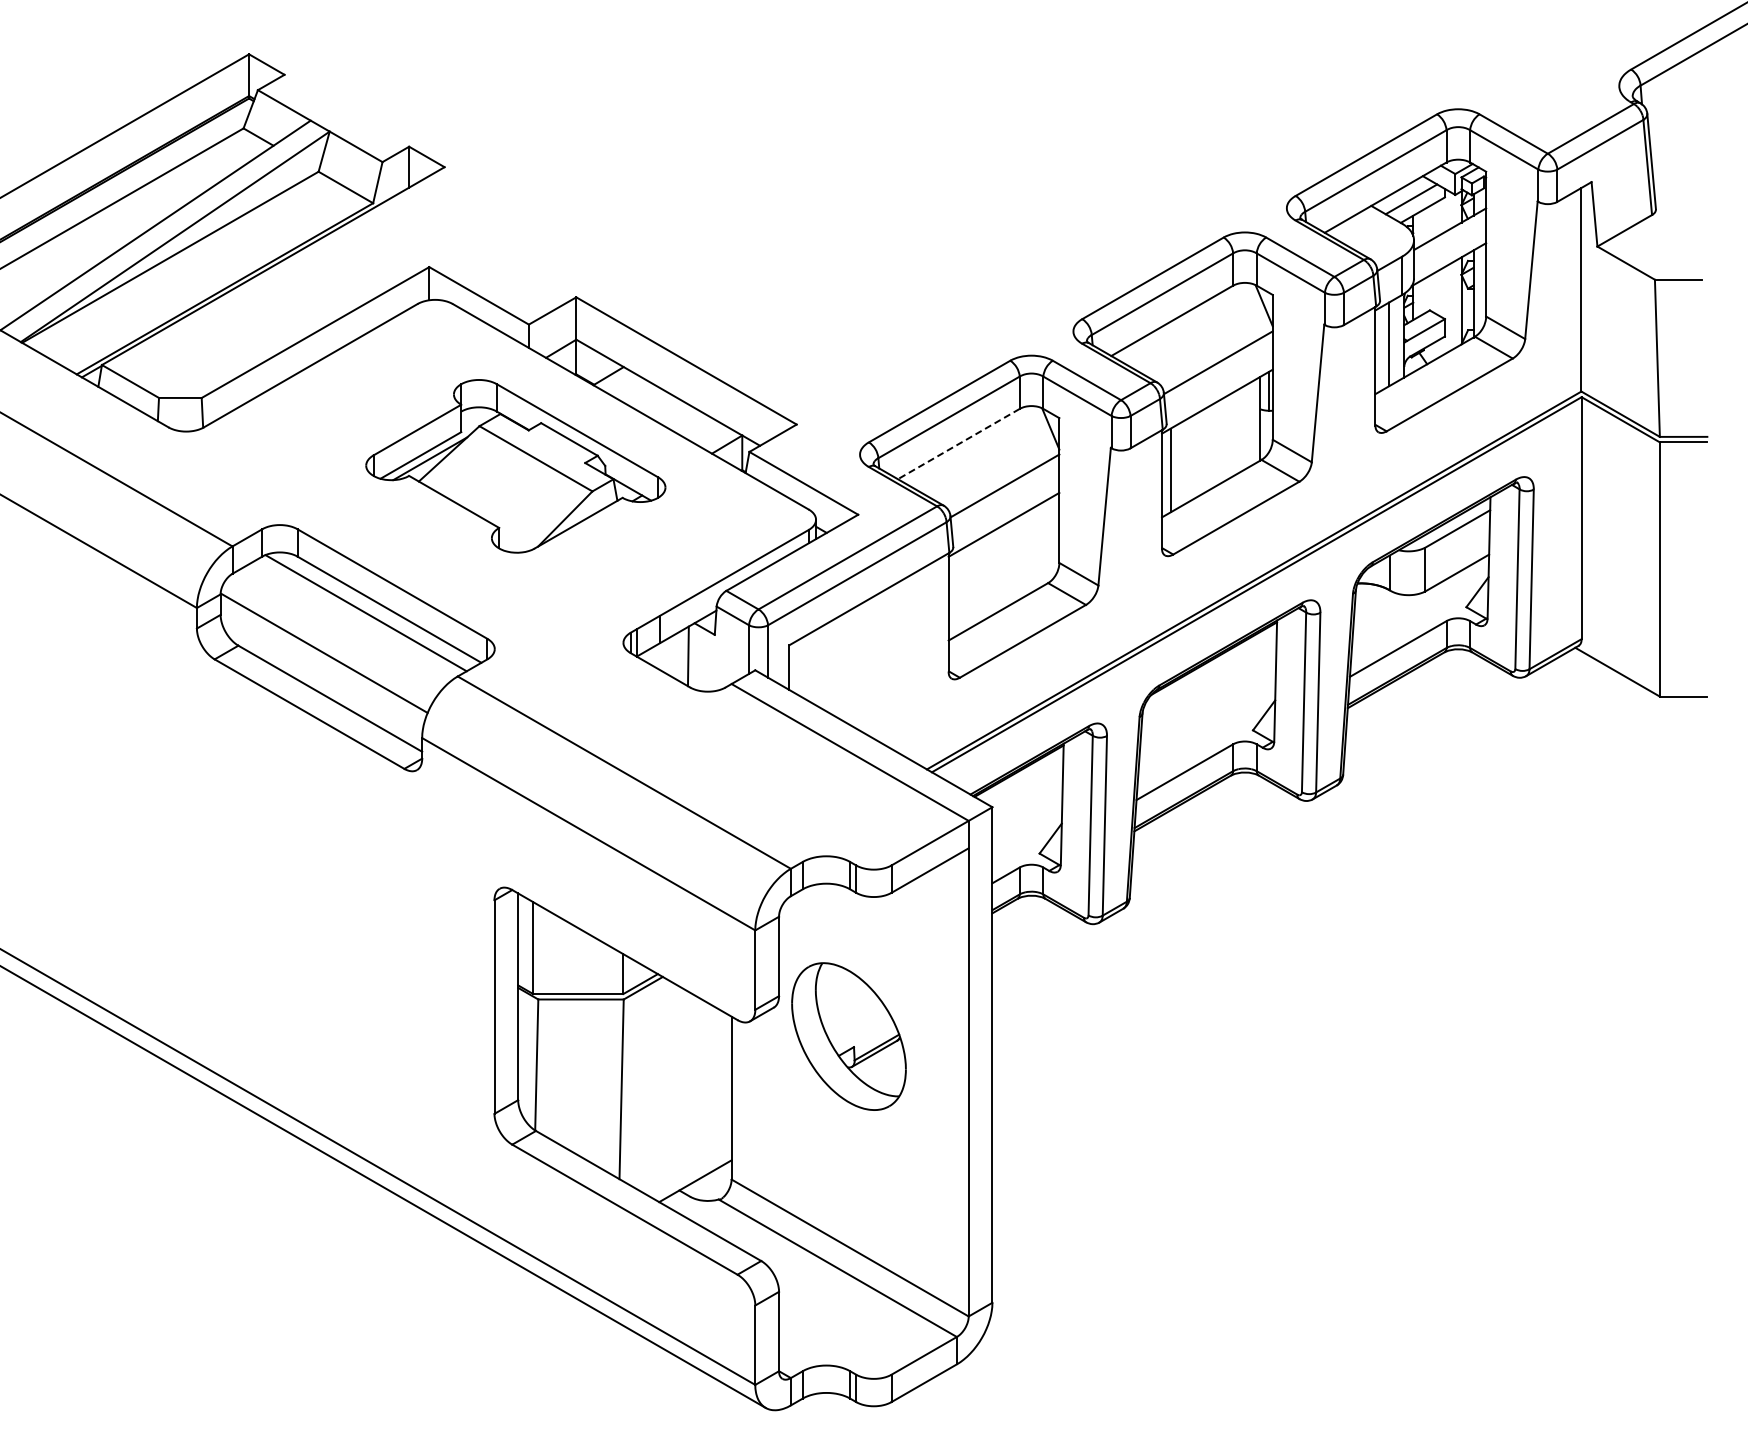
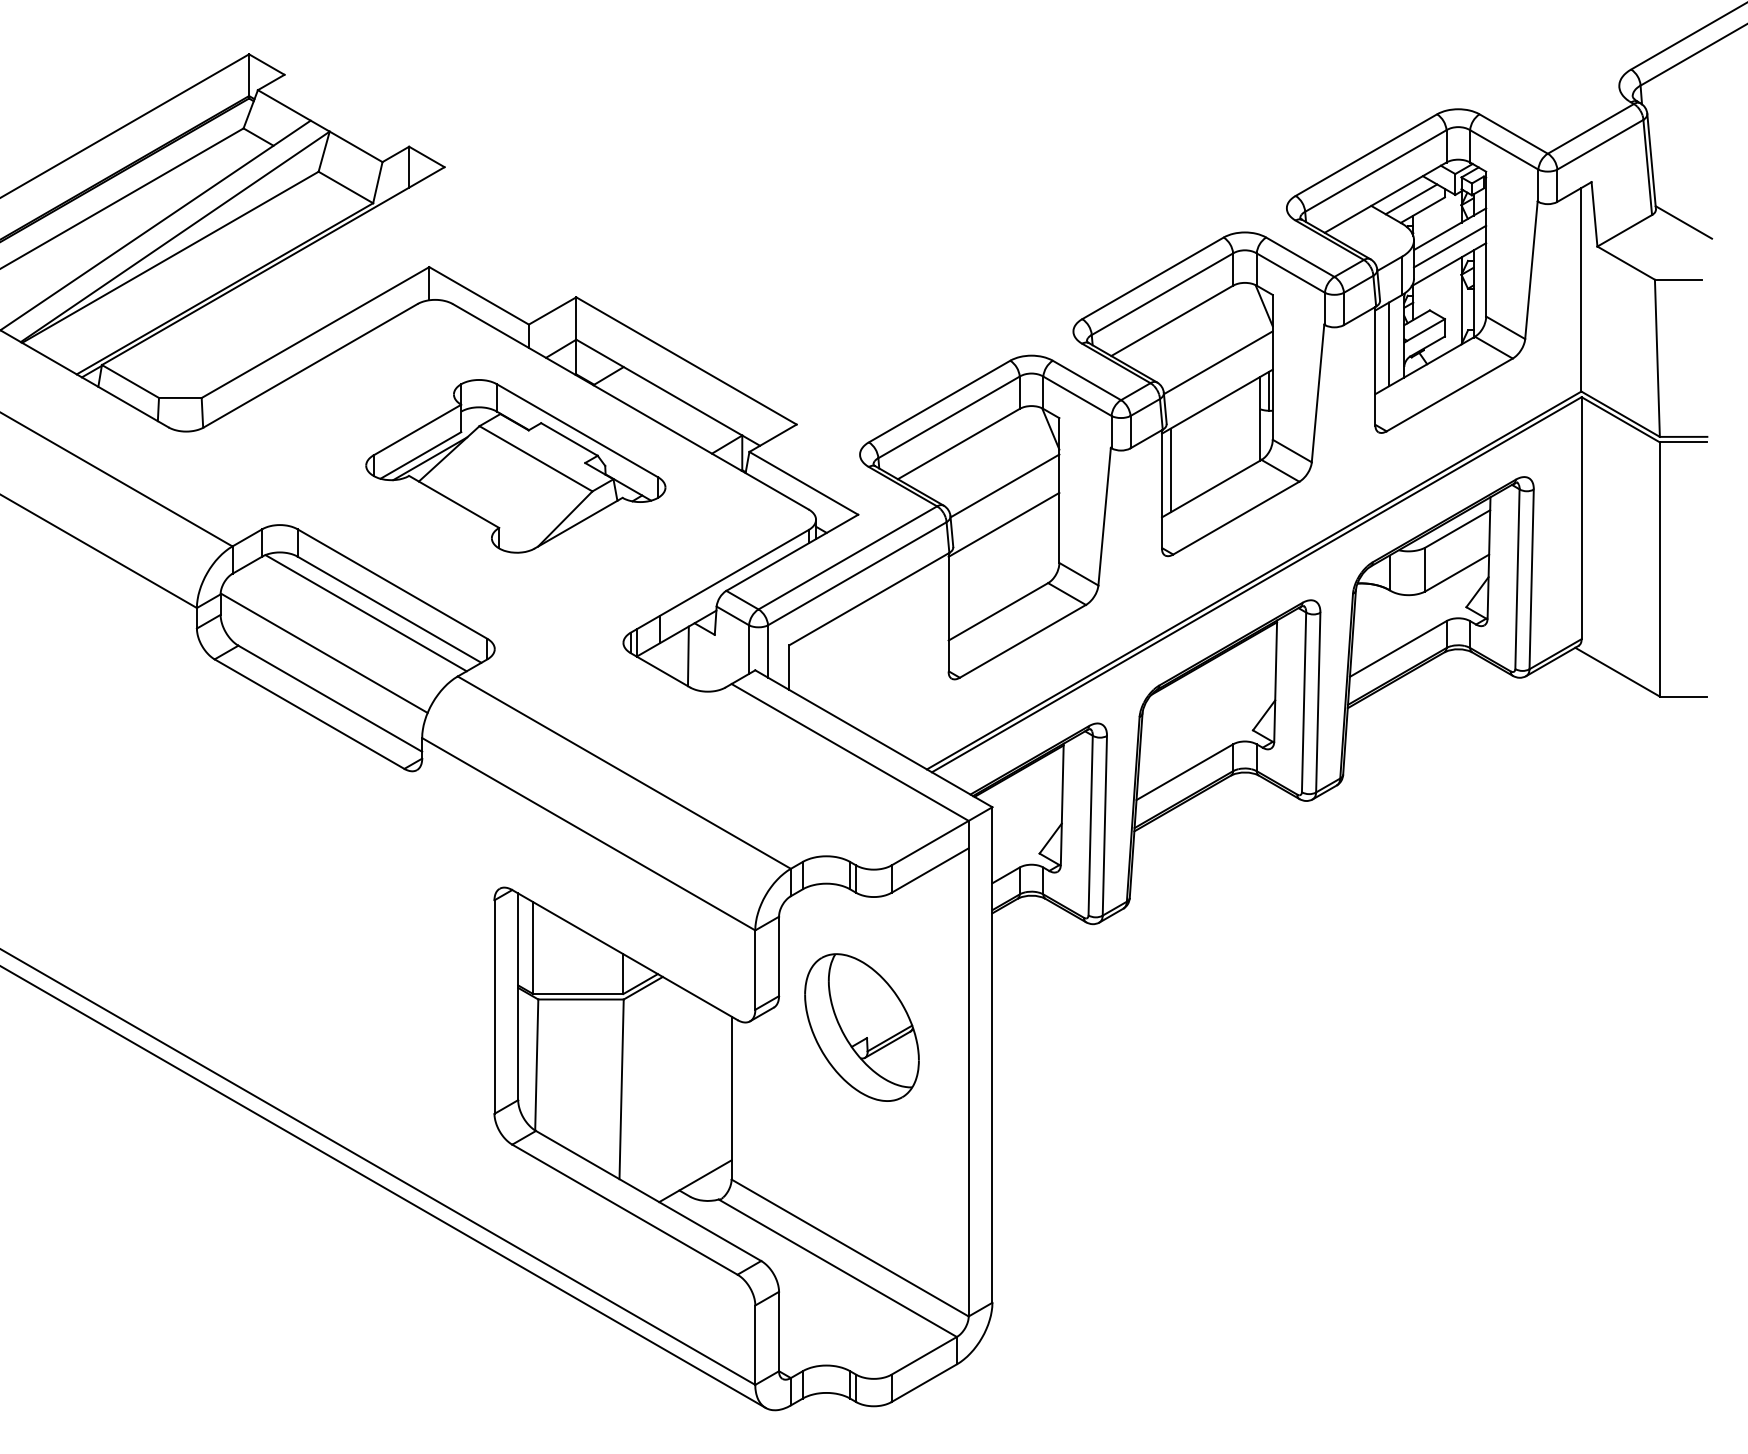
line: none -> present (1683, 222)
line: none -> present (1450, 246)
line: dashed -> solid (958, 444)
part position: (848, 1036) -> (861, 1027) (861, 1027)
